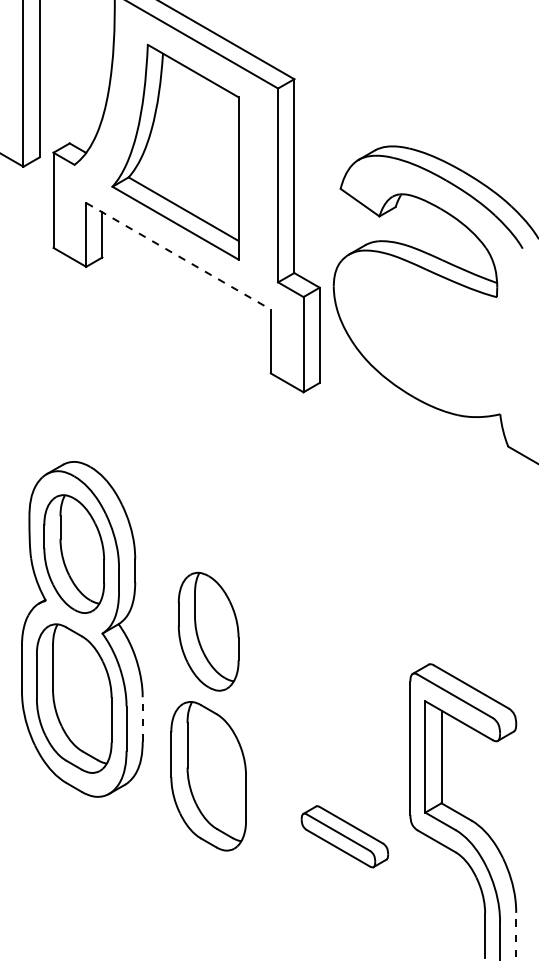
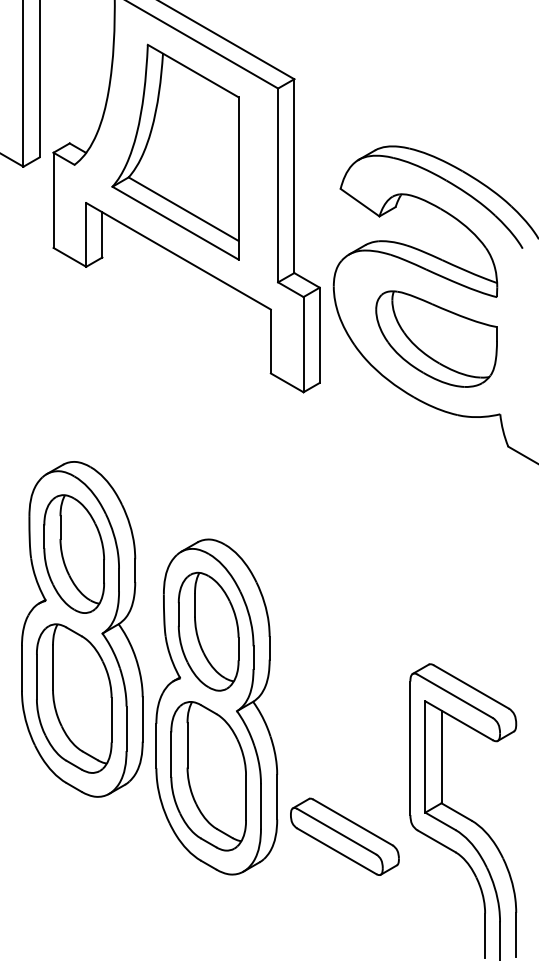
line: dashed -> solid (178, 256)
part: none -> present (436, 338)
part: none -> present (216, 706)
line: dashed -> solid (142, 718)
part size: 89x64 px -> 110x79 px (344, 836)
line: dashed -> solid (516, 934)
